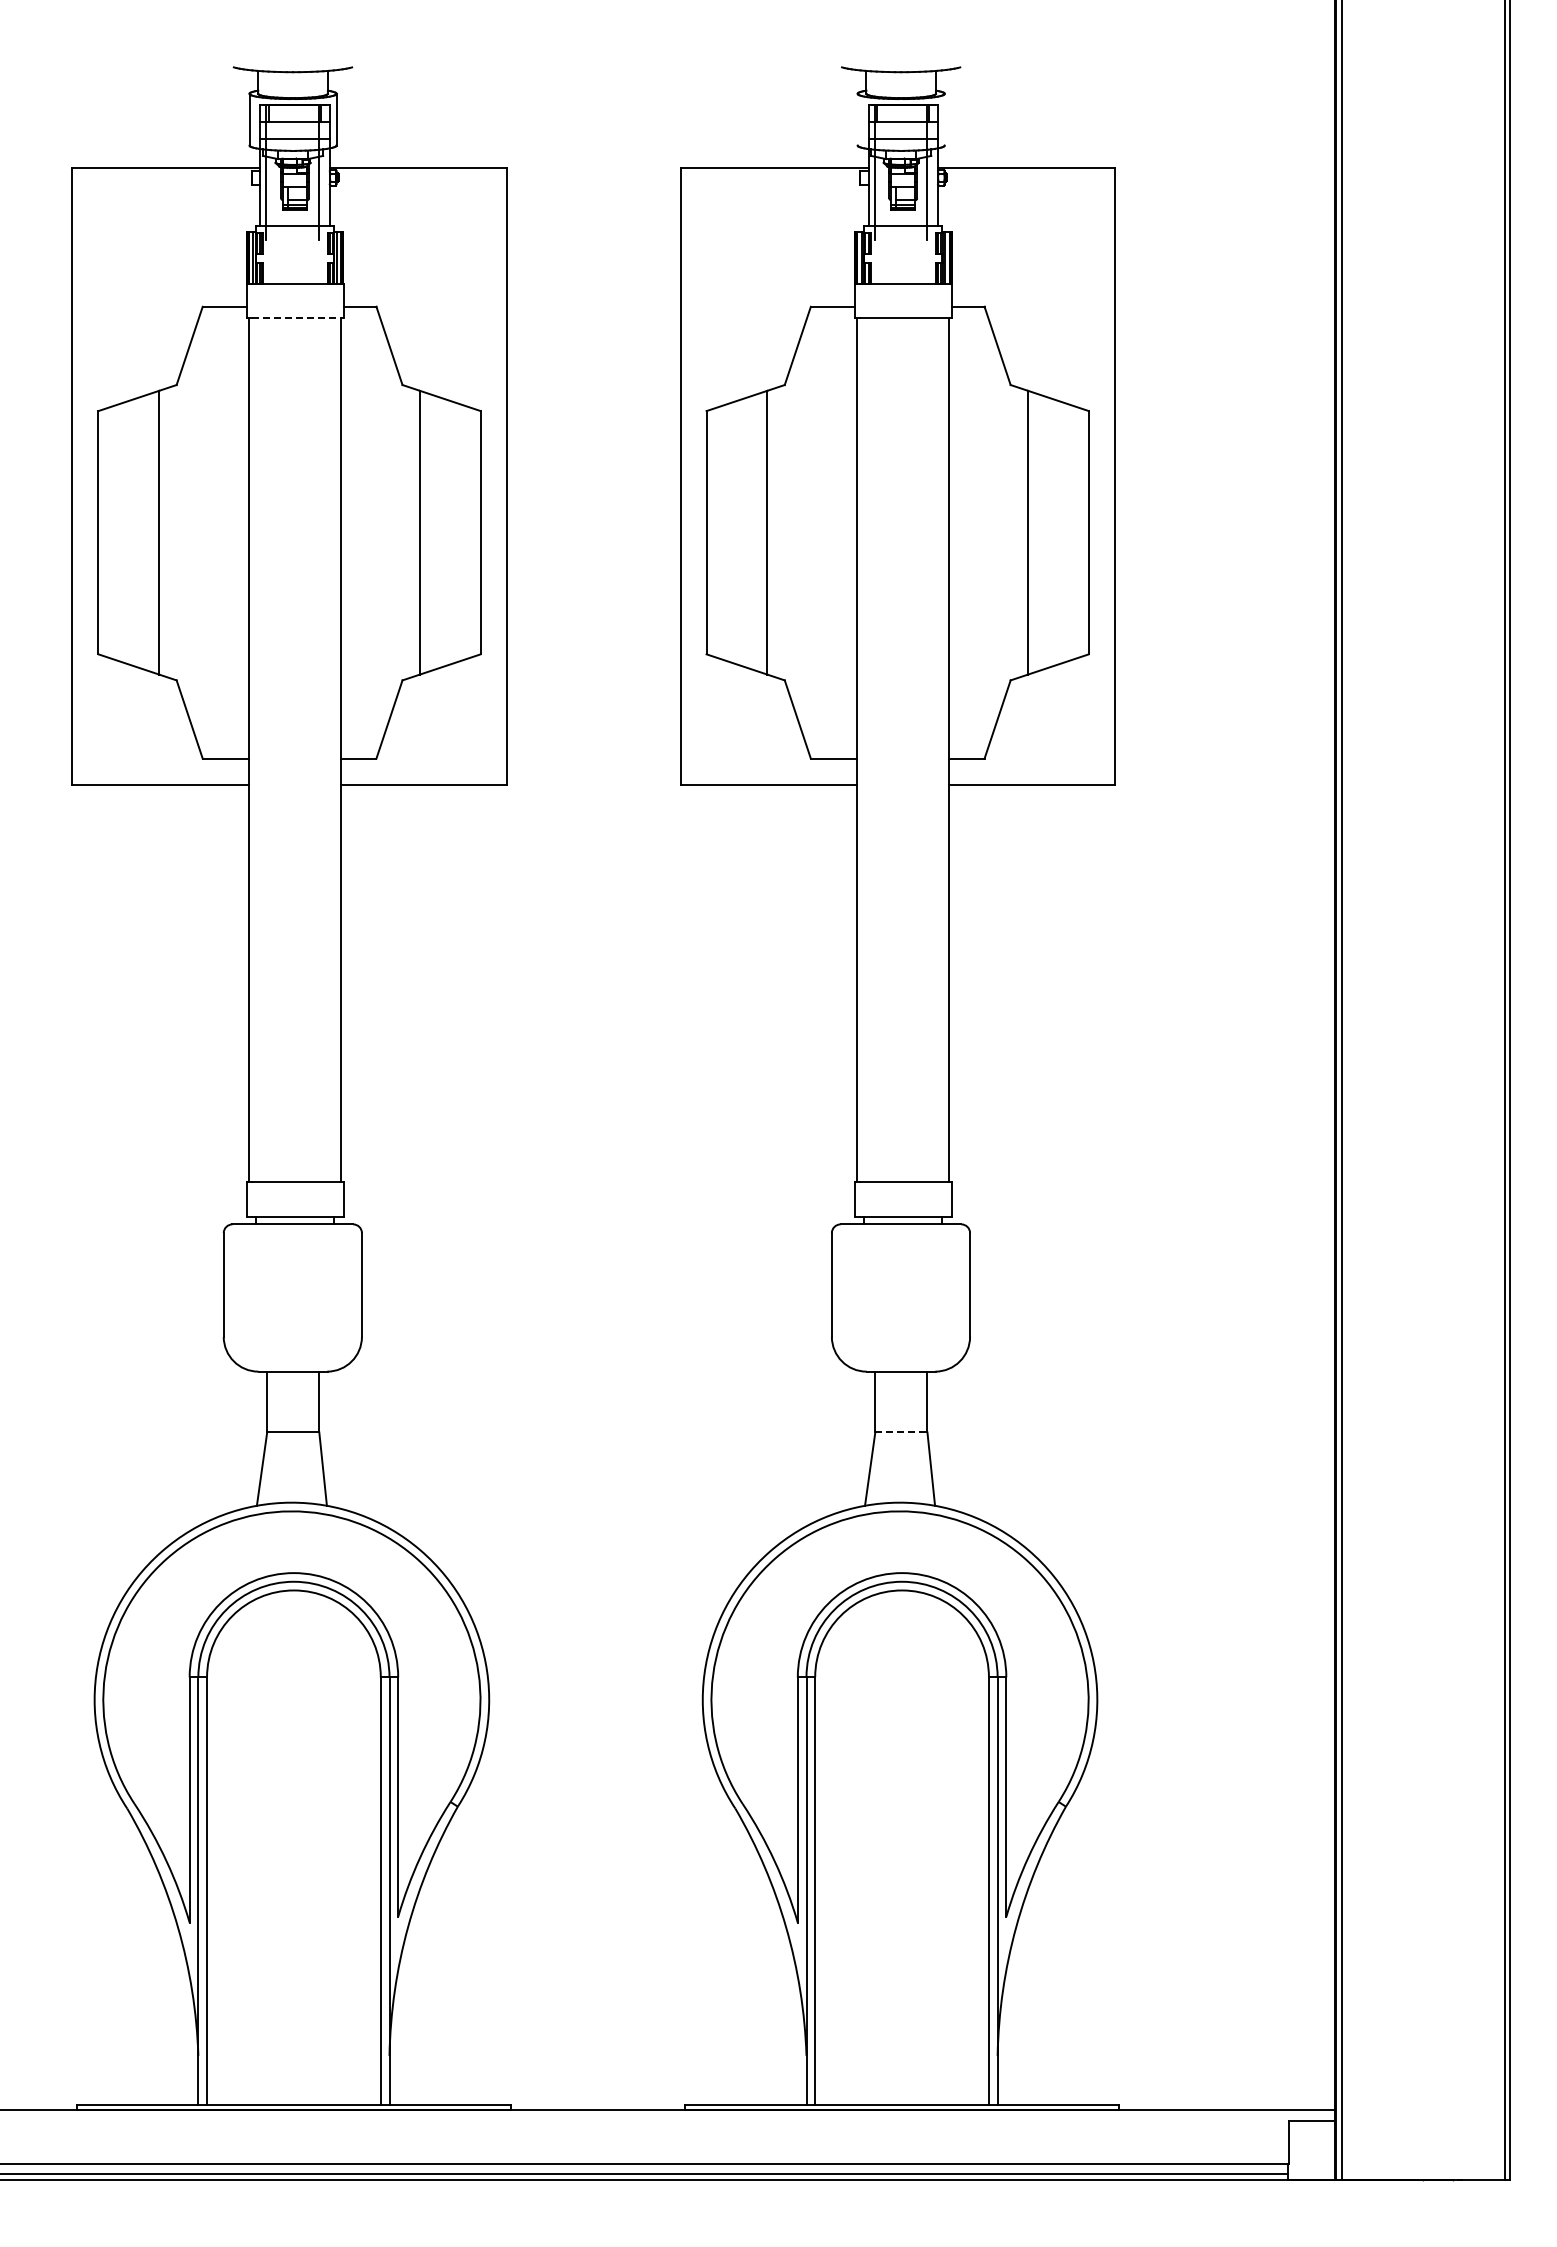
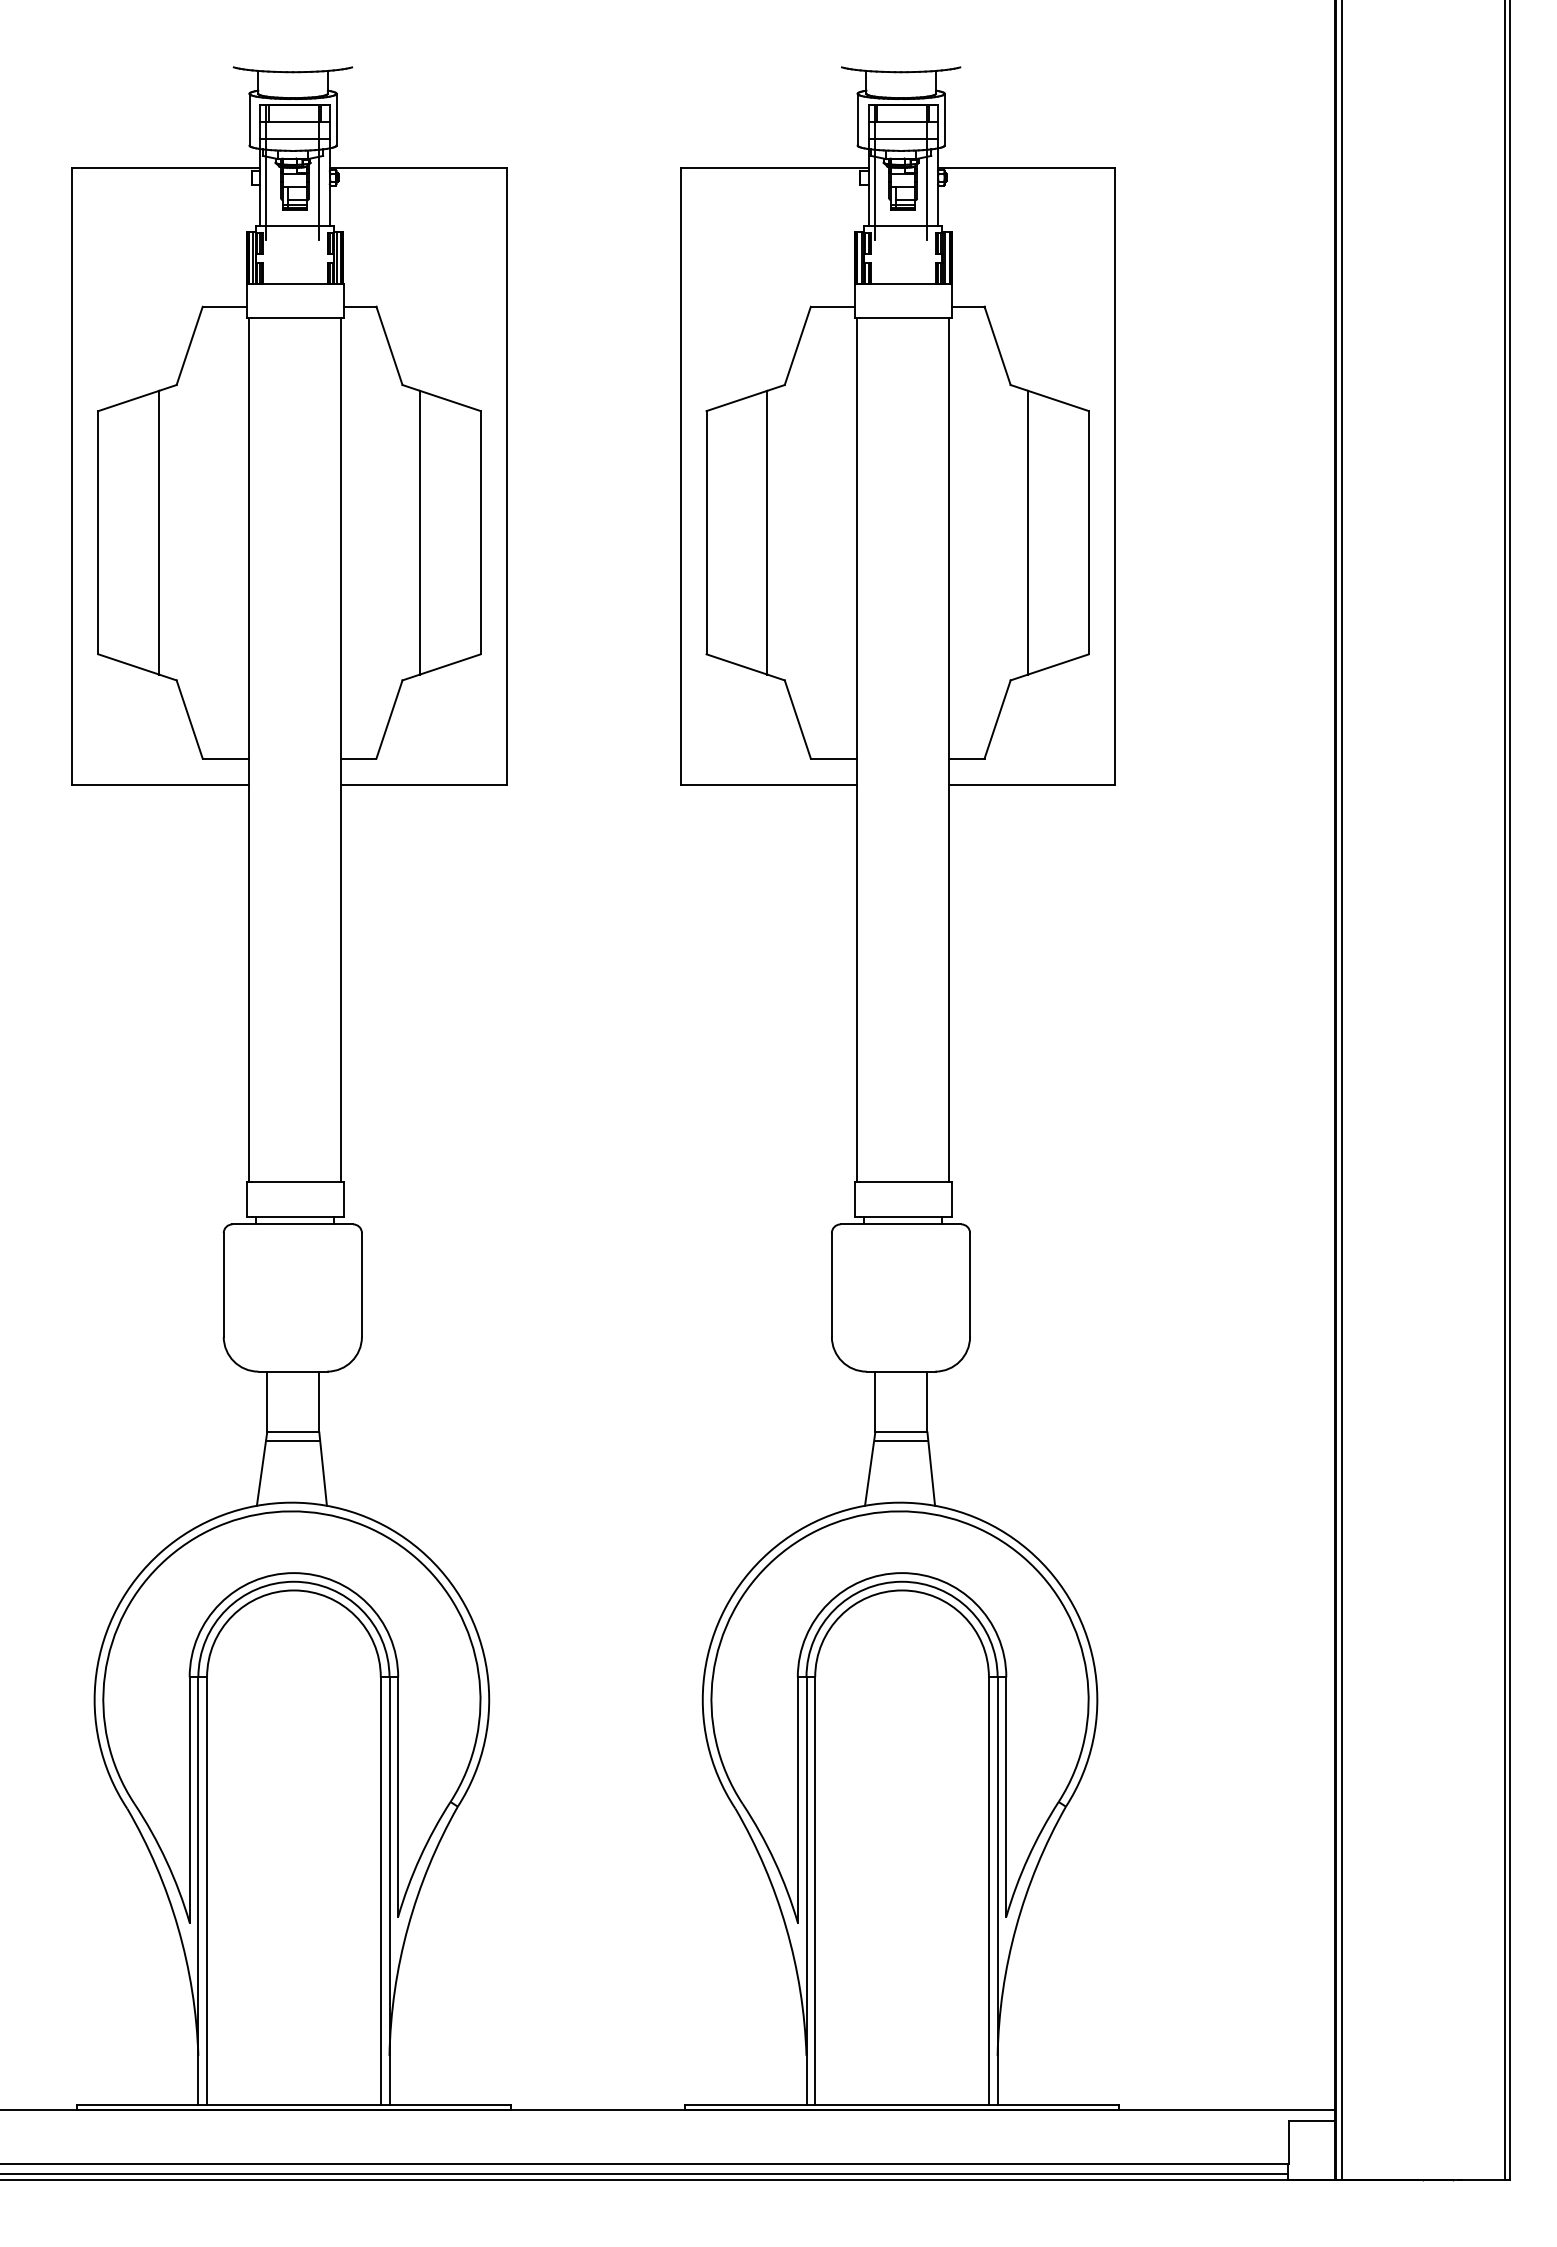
line: none -> present (857, 119)
line: none -> present (944, 119)
line: dashed -> solid (298, 318)
line: dashed -> solid (901, 1432)
line: none -> present (293, 1441)
line: none -> present (901, 1441)
